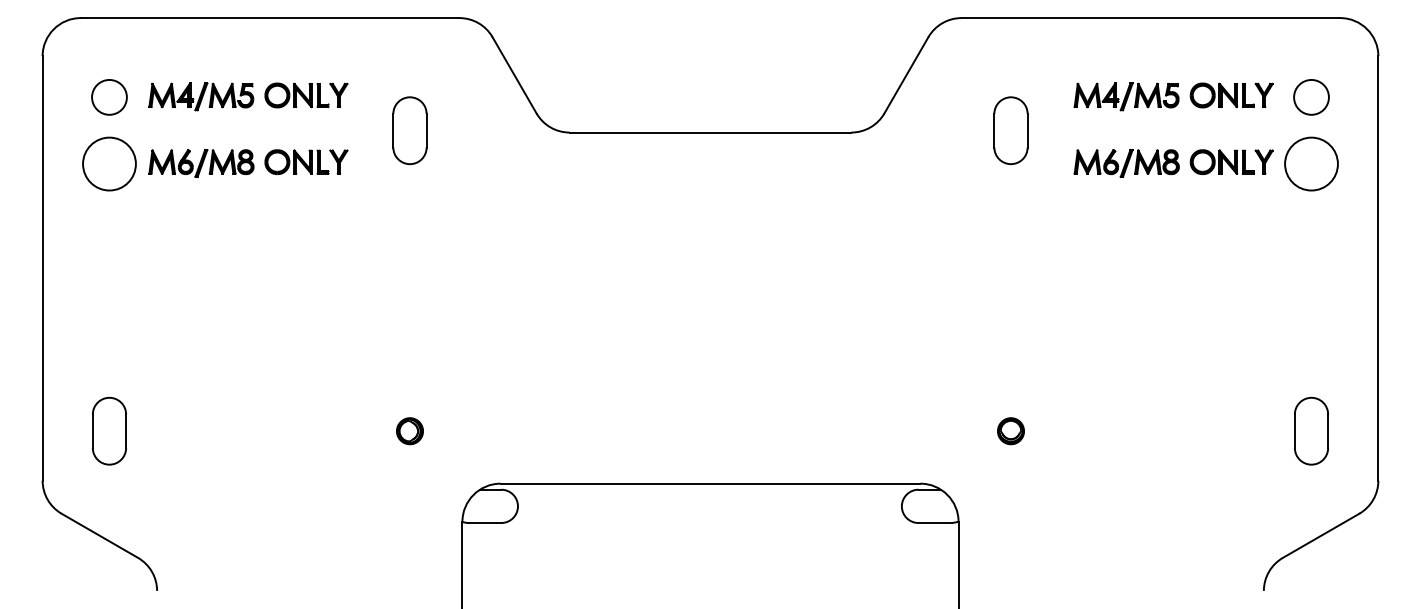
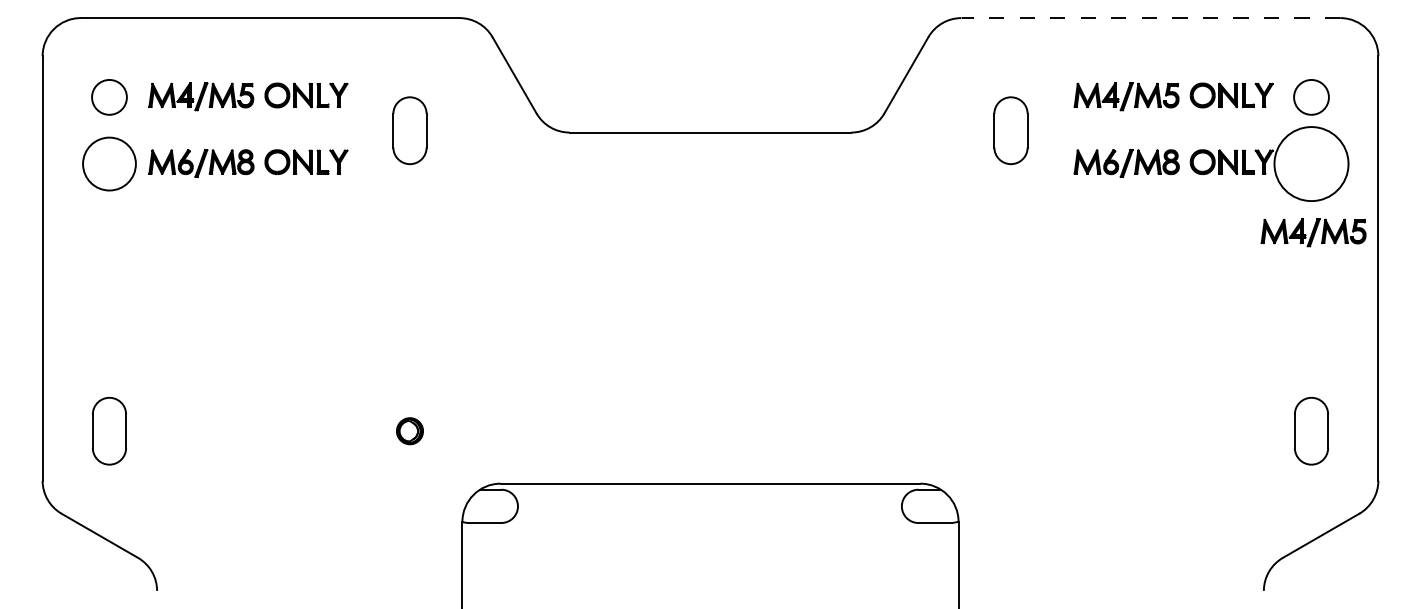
line: solid -> dashed (1150, 18)
circle diameter: 53 px -> 74 px (1311, 164)
part: none -> present (1313, 232)
part: present -> none (1010, 431)
